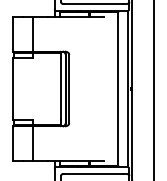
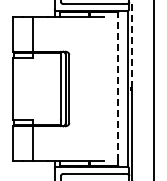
line: solid -> dashed (132, 44)
line: solid -> dashed (118, 89)
